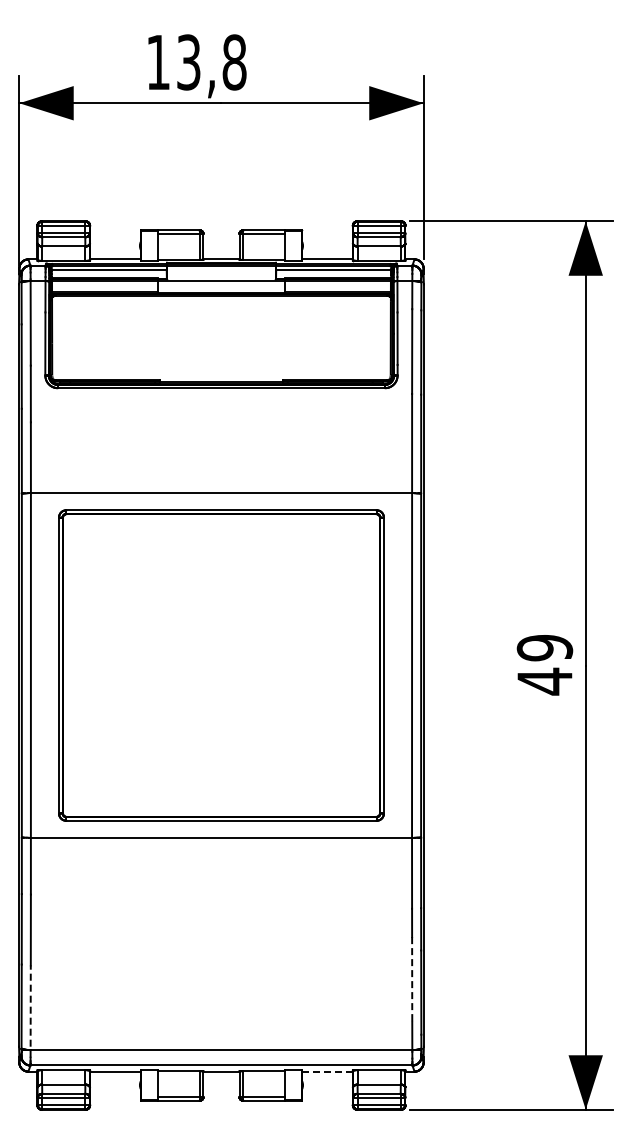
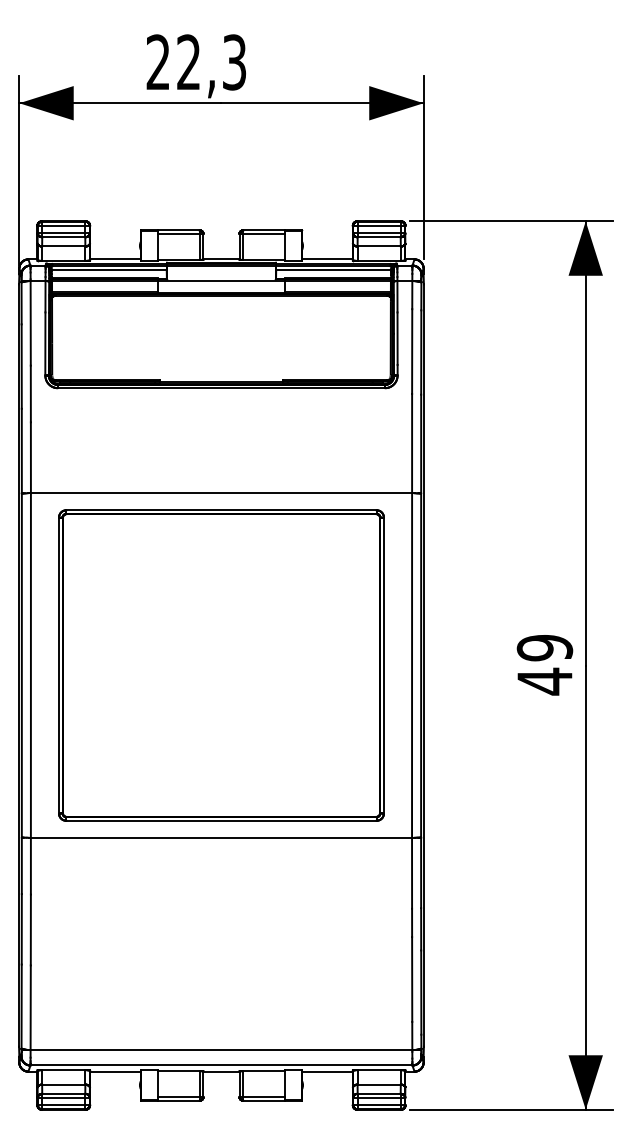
text: 13,8 -> 22,3 (196, 62)
line: dashed -> solid (412, 980)
line: dashed -> solid (30, 1011)
line: dashed -> solid (328, 1071)
